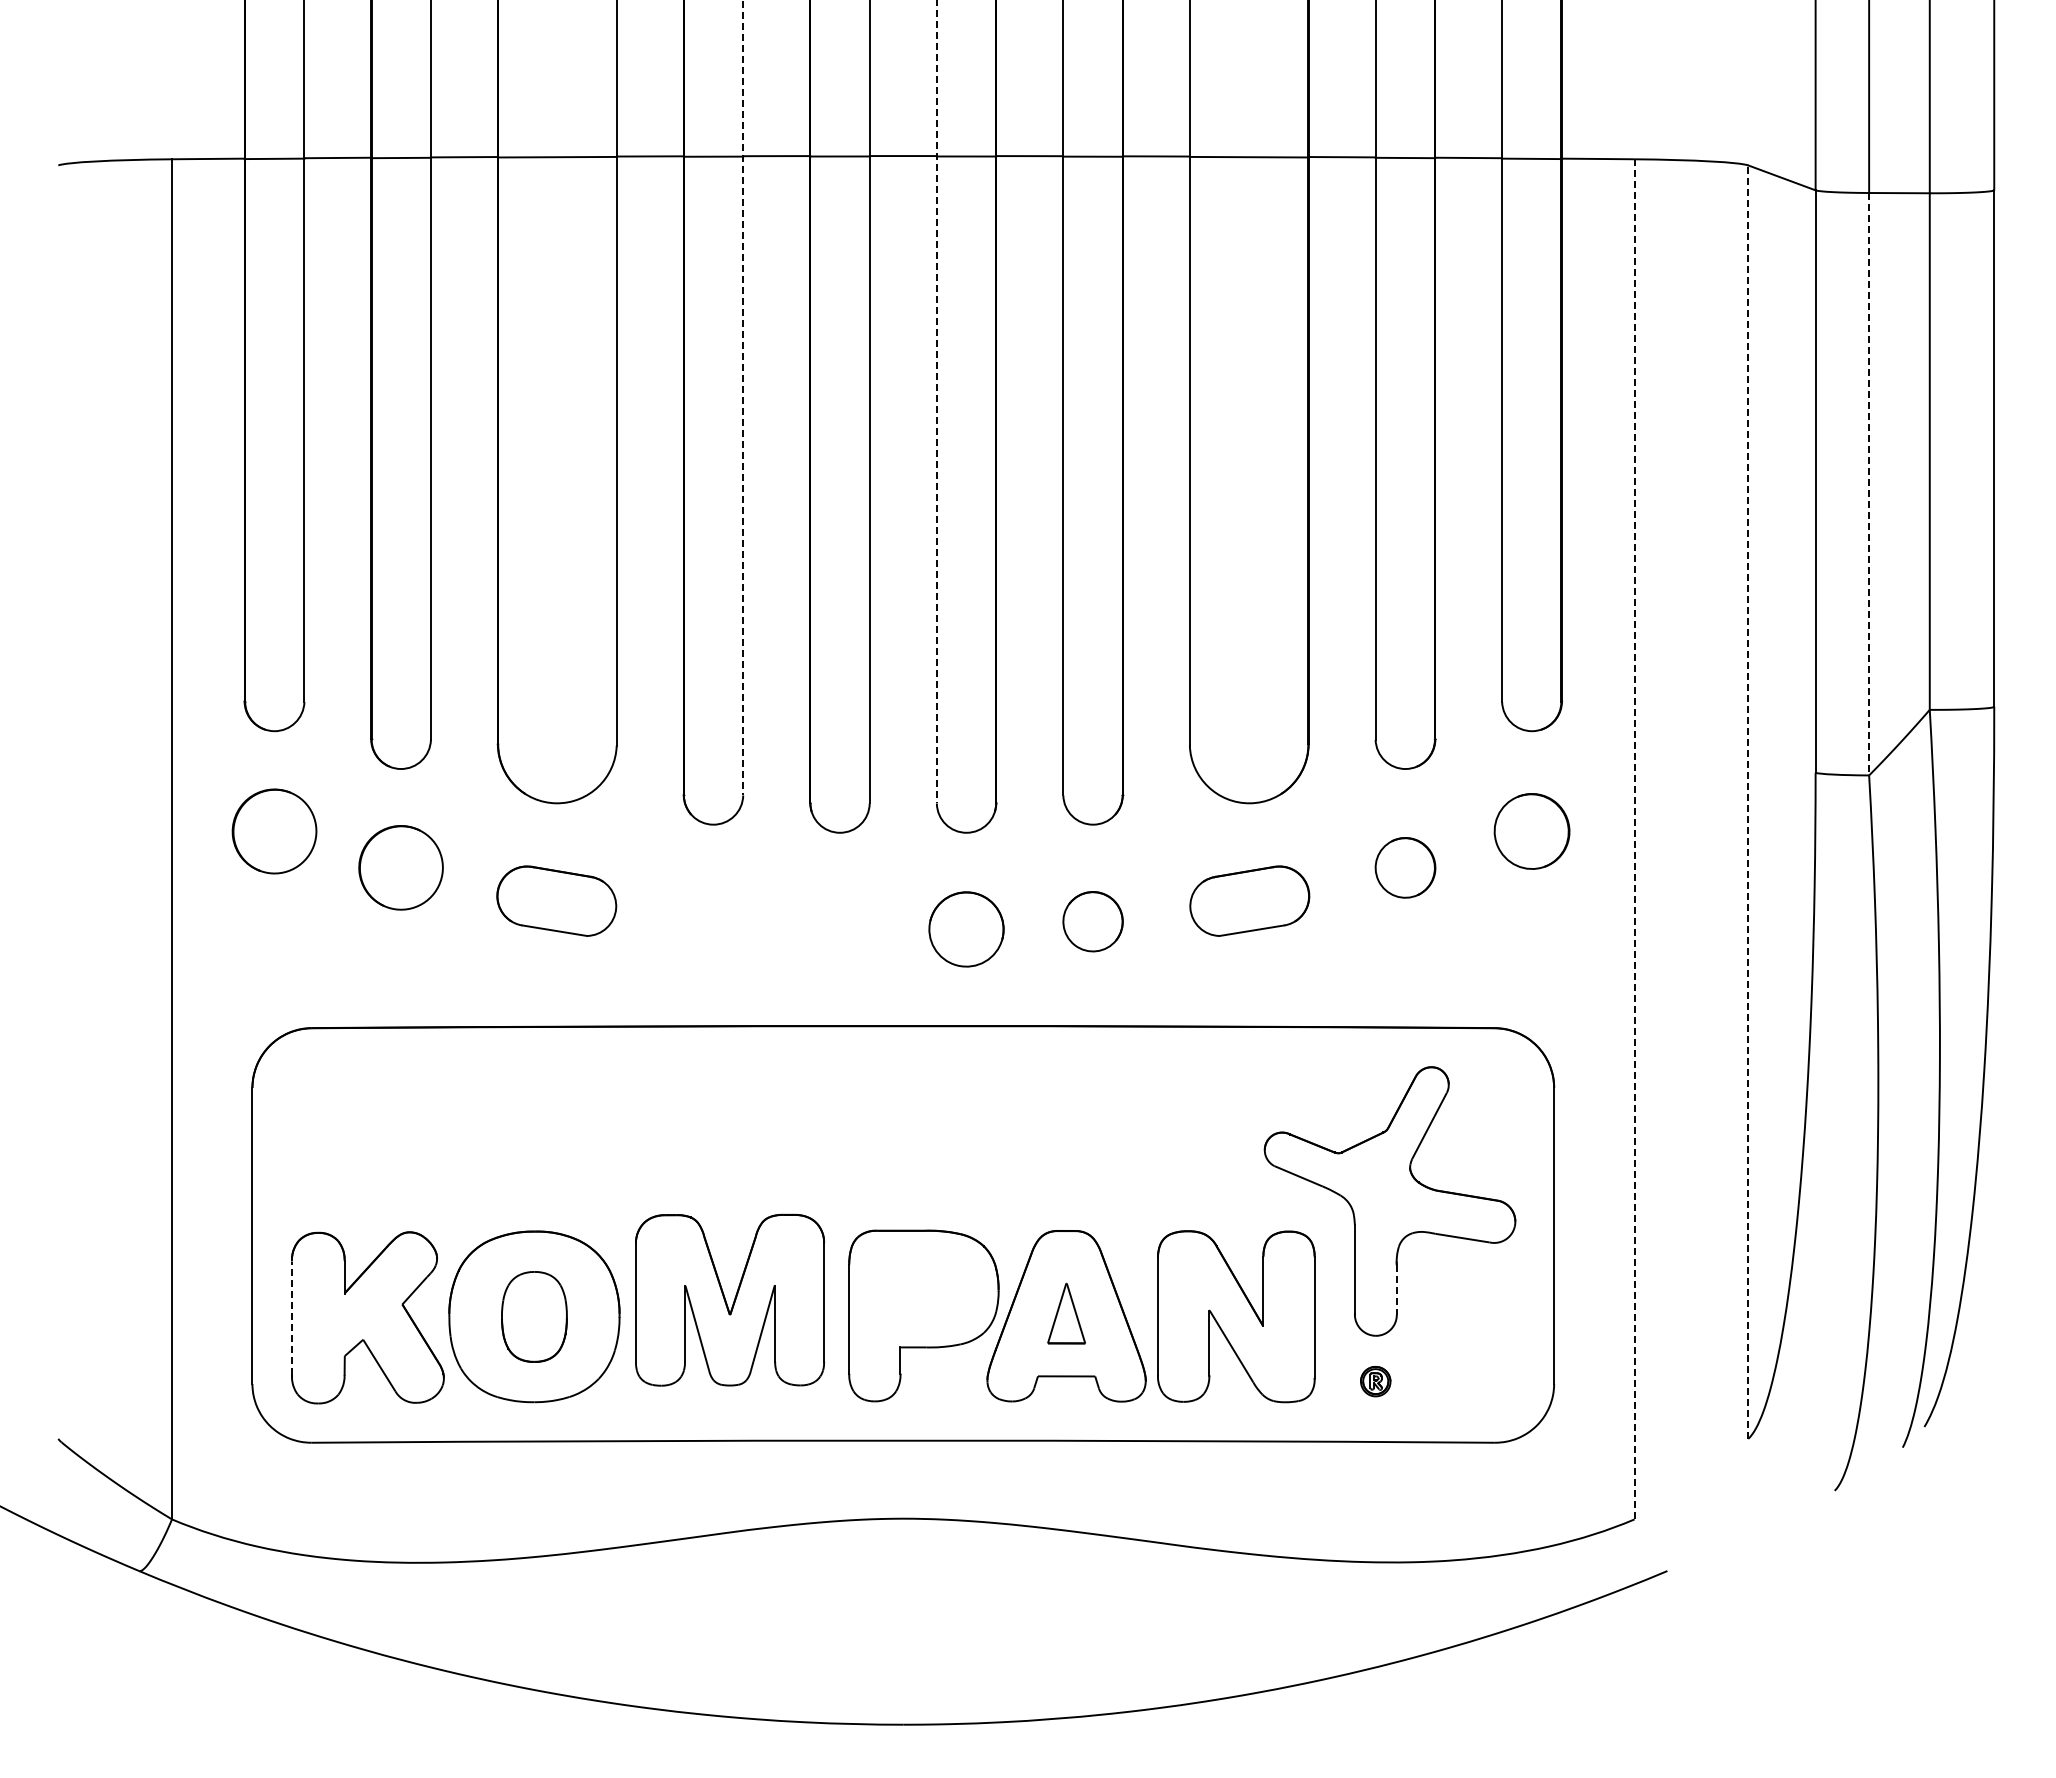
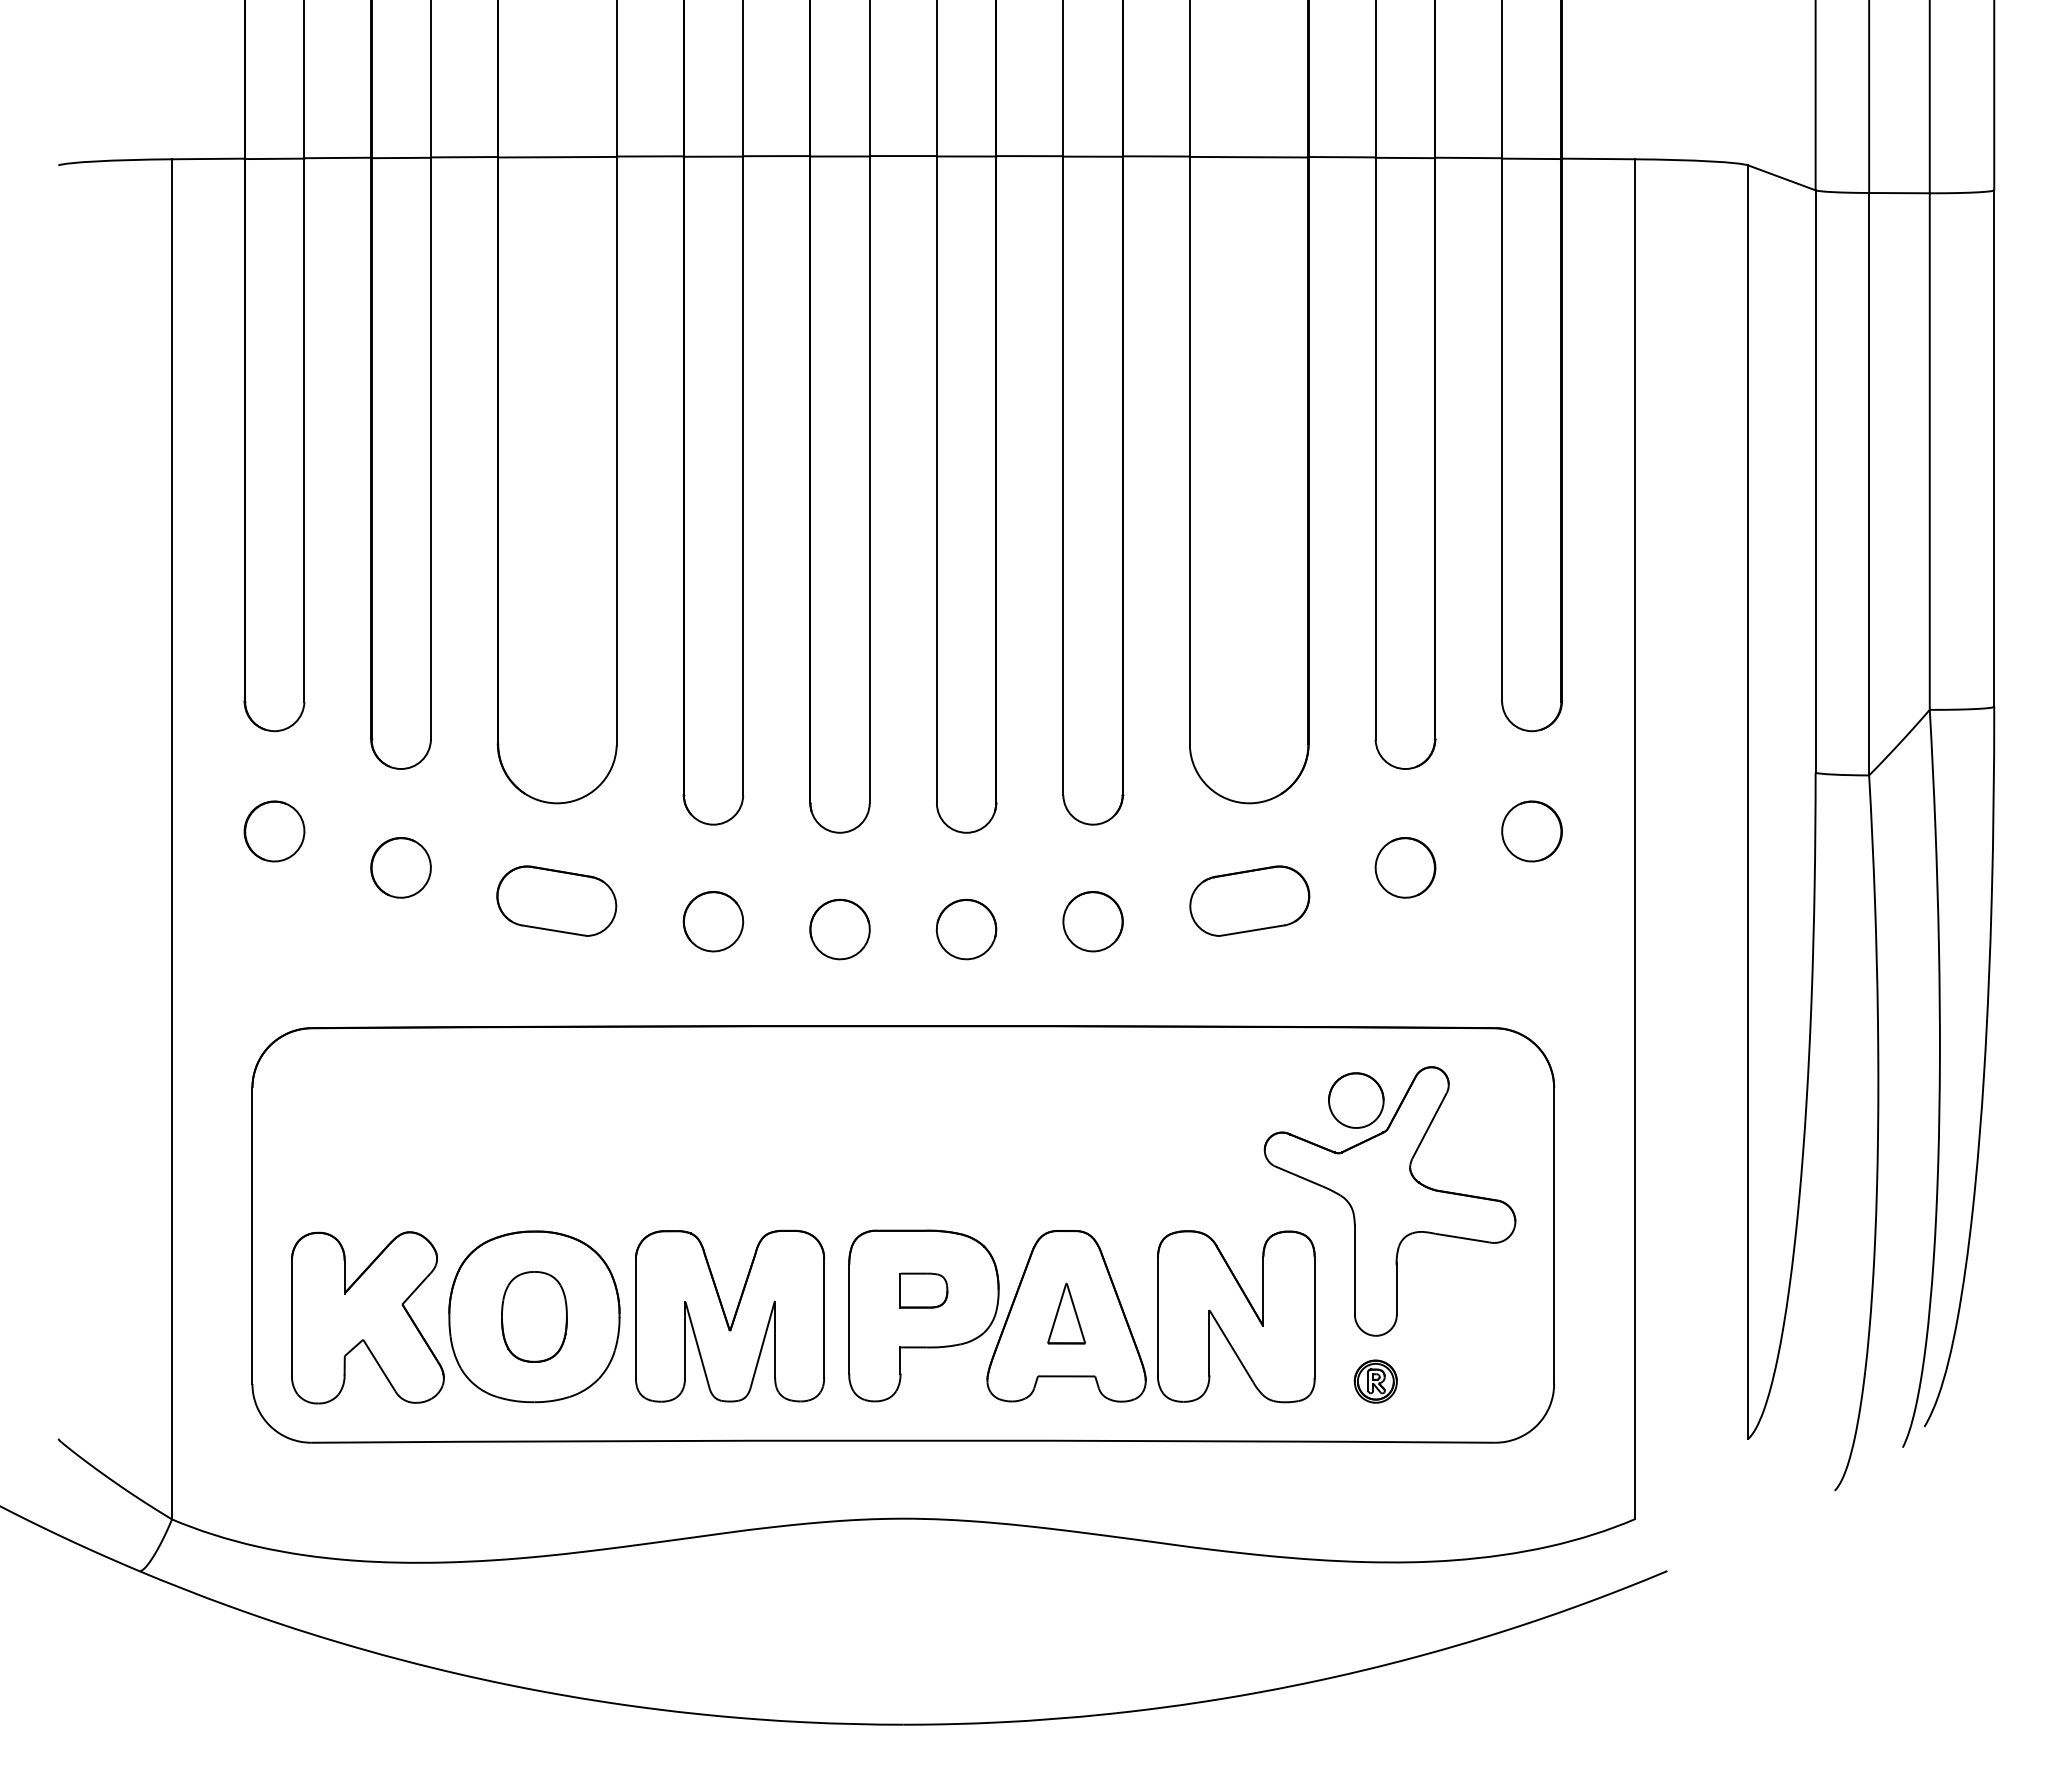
line: dashed -> solid (743, 398)
line: dashed -> solid (936, 402)
line: dashed -> solid (1869, 484)
line: dashed -> solid (1748, 802)
part size: 87x87 px -> 63x63 px (274, 831)
part size: 78x77 px -> 62x63 px (1531, 831)
line: dashed -> solid (1634, 838)
part size: 86x86 px -> 62x62 px (400, 867)
part: none -> present (713, 921)
part: none -> present (839, 929)
part size: 77x77 px -> 63x62 px (966, 929)
part: none -> present (1356, 1100)
line: dashed -> solid (1396, 1289)
part: none -> present (923, 1290)
part position: (730, 1299) -> (730, 1315) (730, 1315)
line: dashed -> solid (291, 1318)
part size: 32x32 px -> 45x45 px (1375, 1381)
